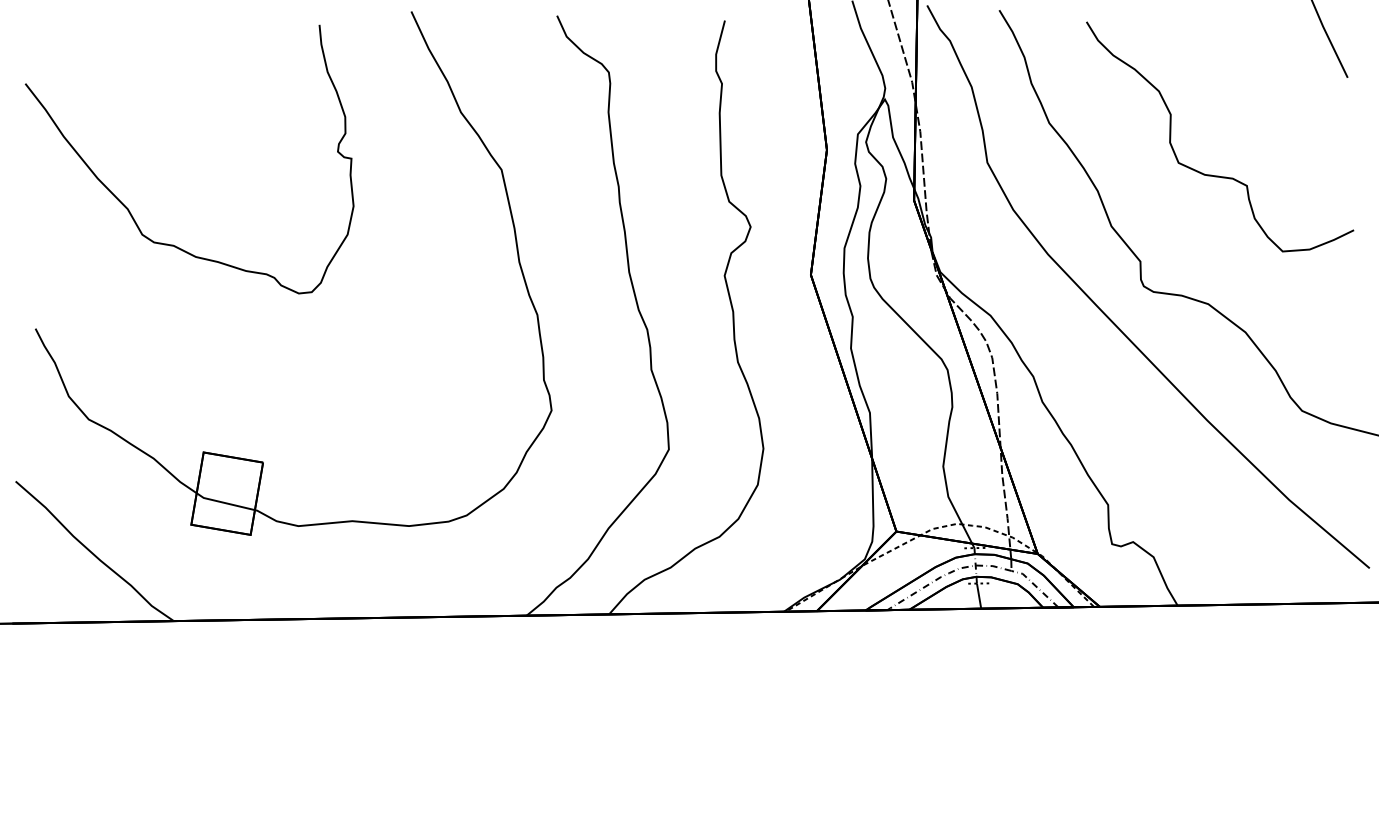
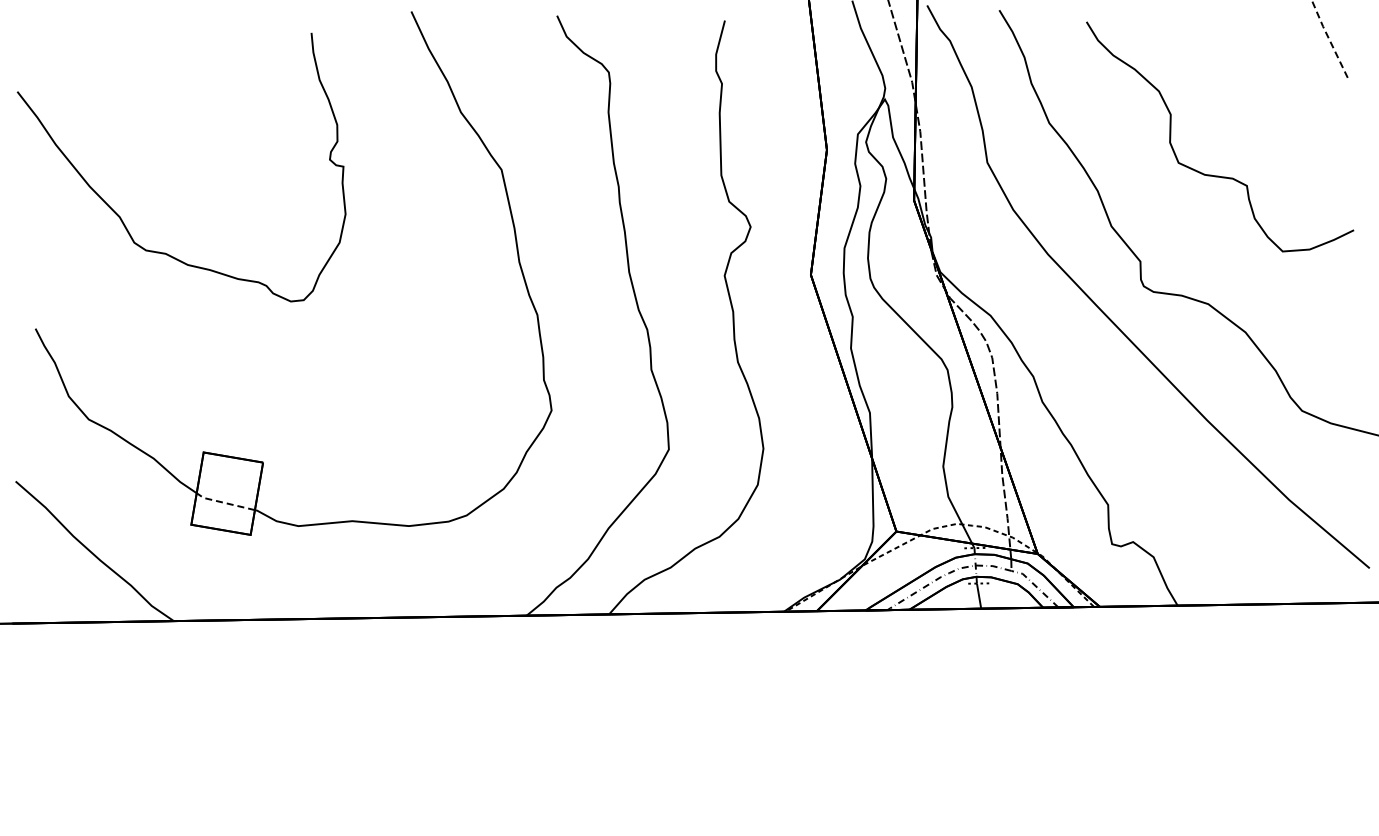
line: solid -> dashed (1328, 38)
curve position: (128, 208) -> (120, 216) (120, 216)
line: solid -> dashed (224, 502)
